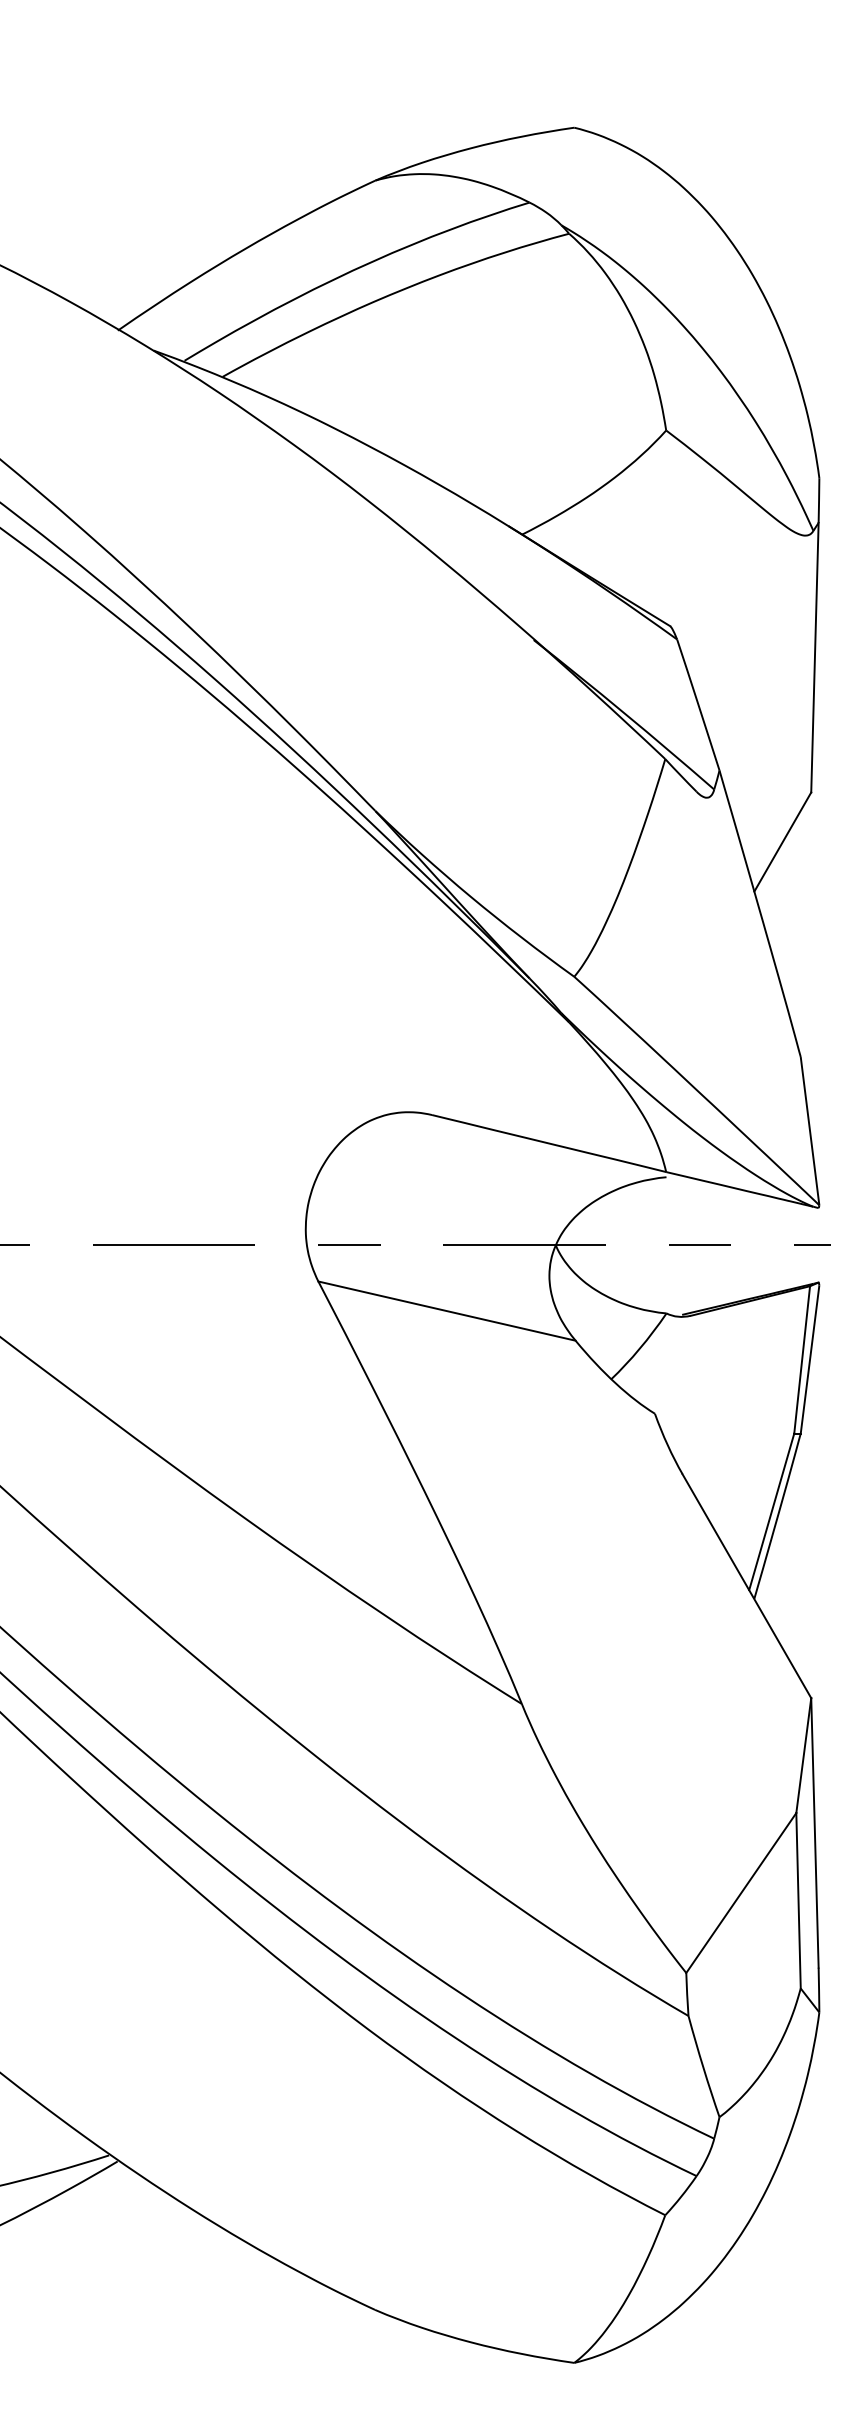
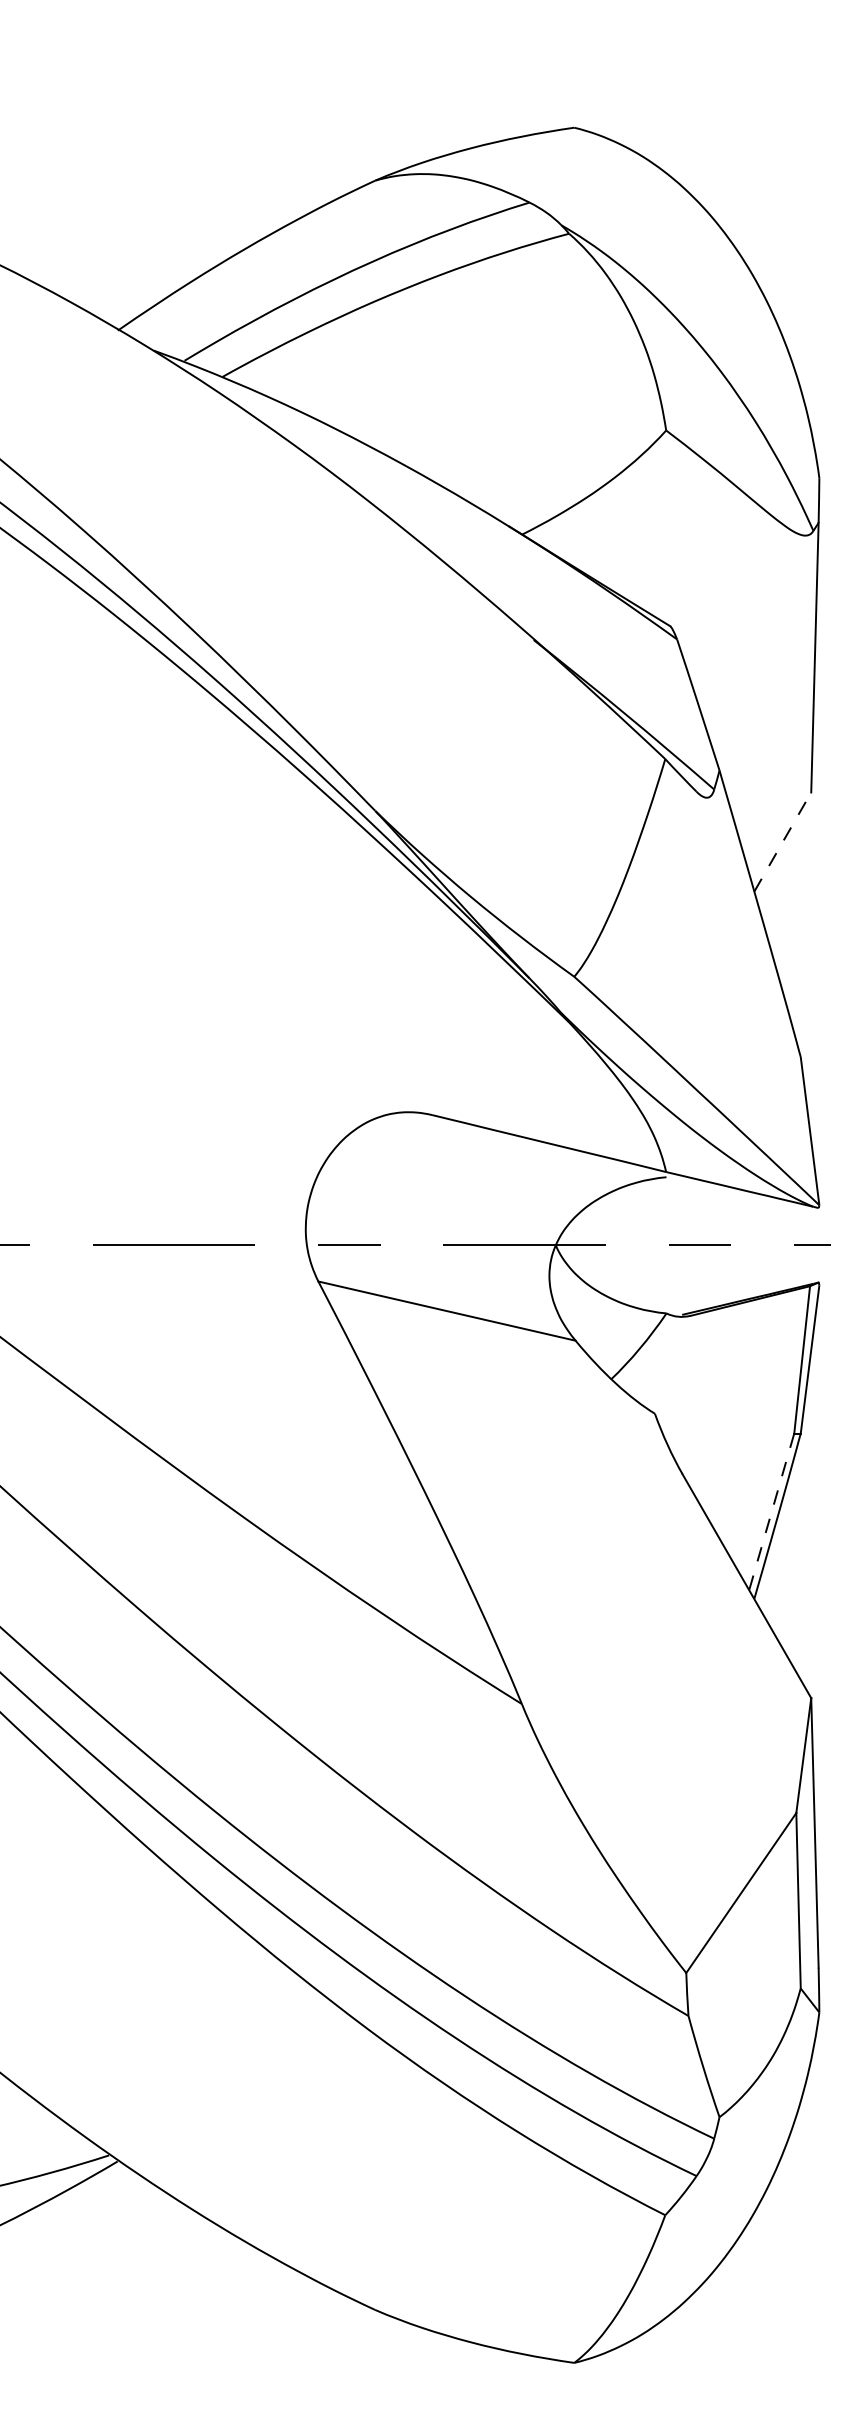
line: solid -> dashed (783, 841)
line: solid -> dashed (771, 1512)
